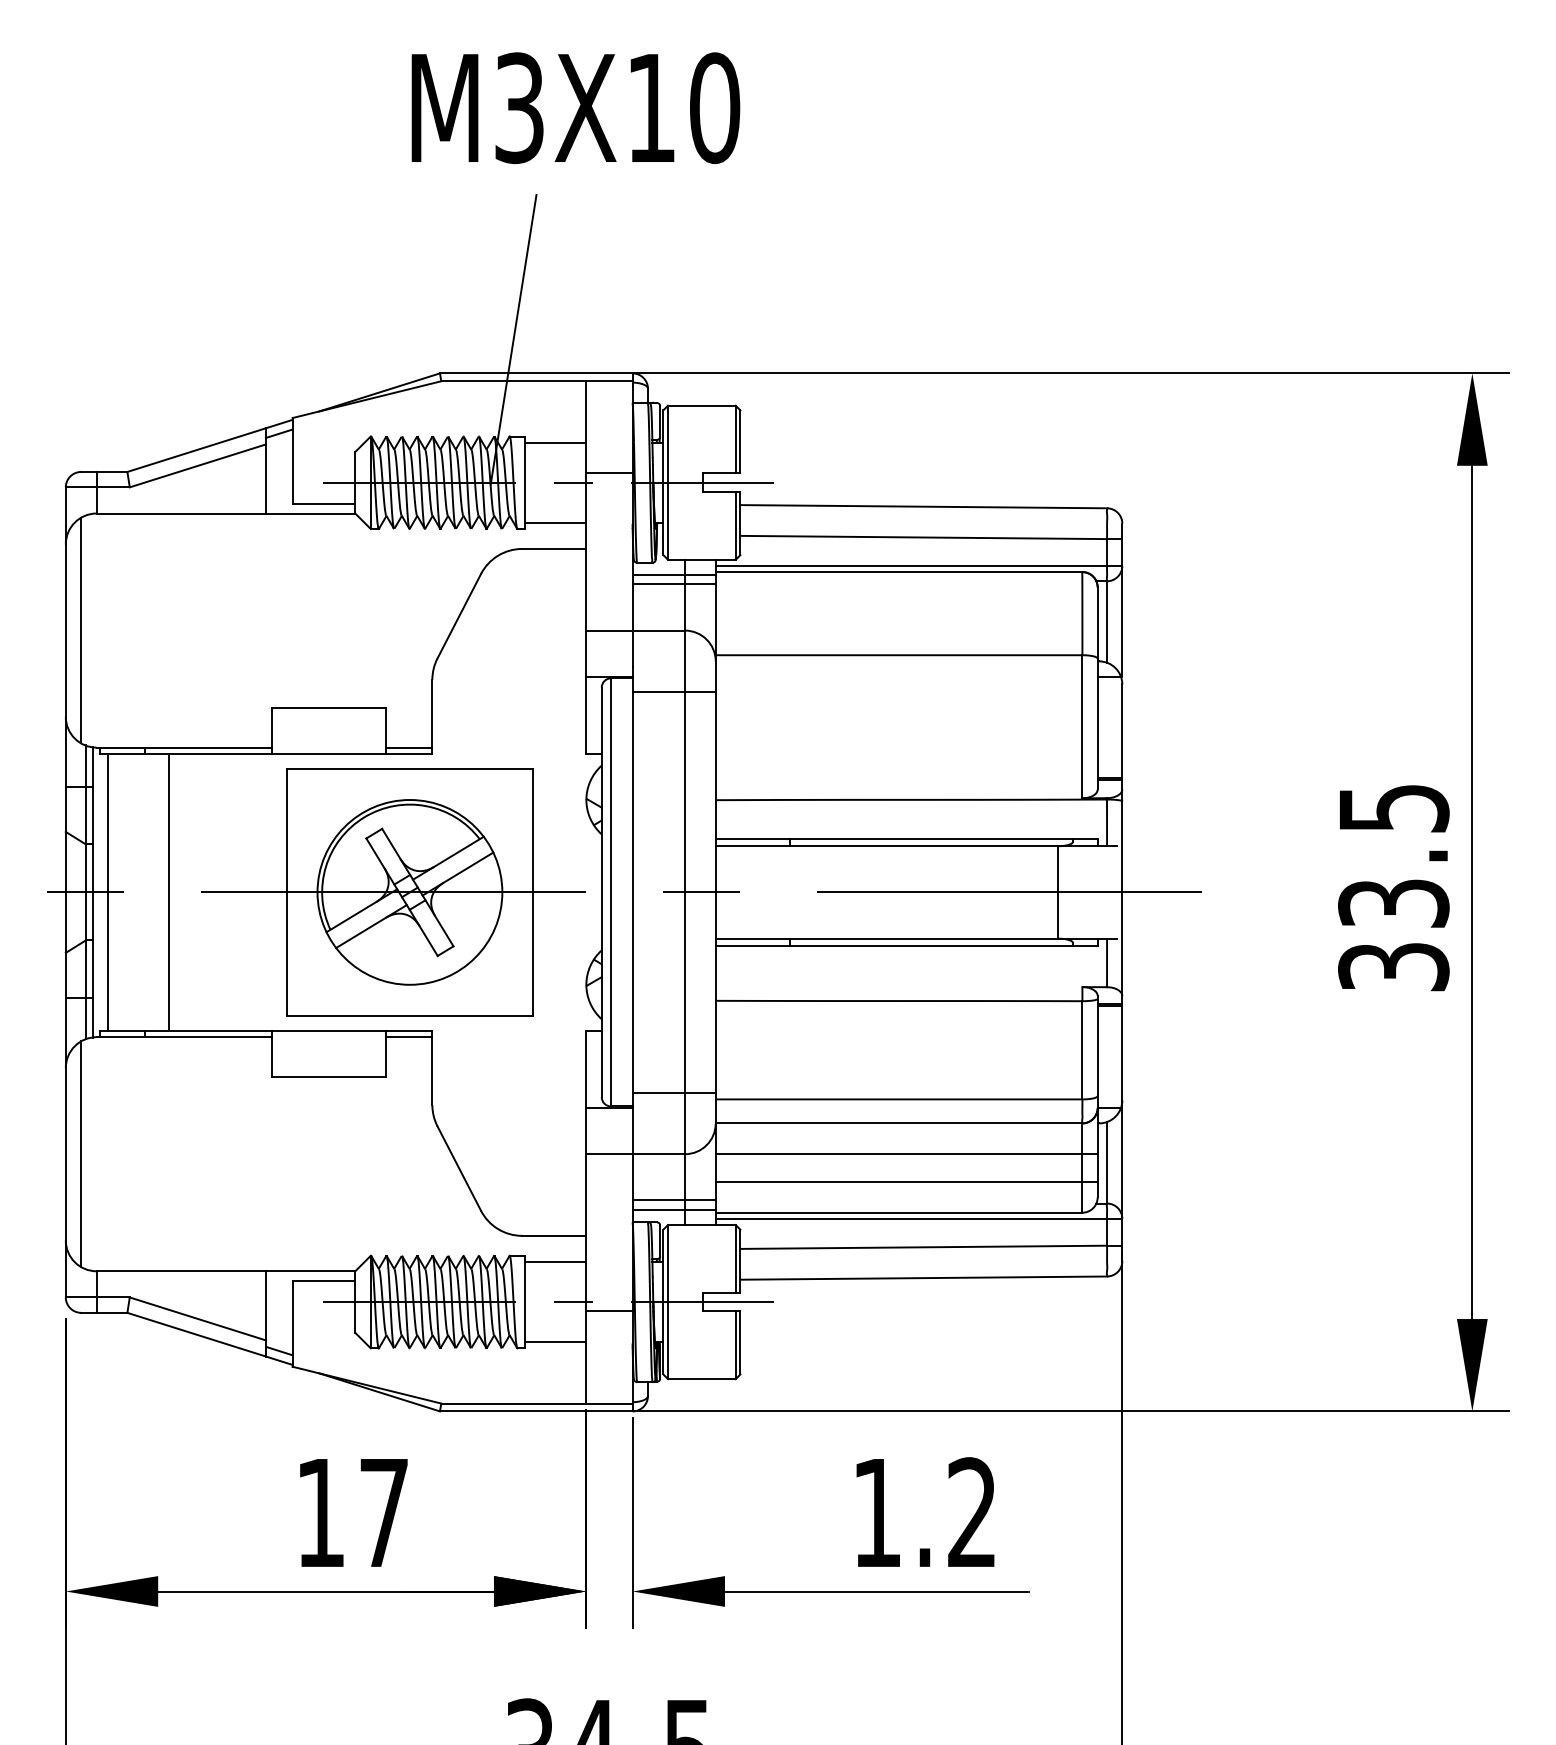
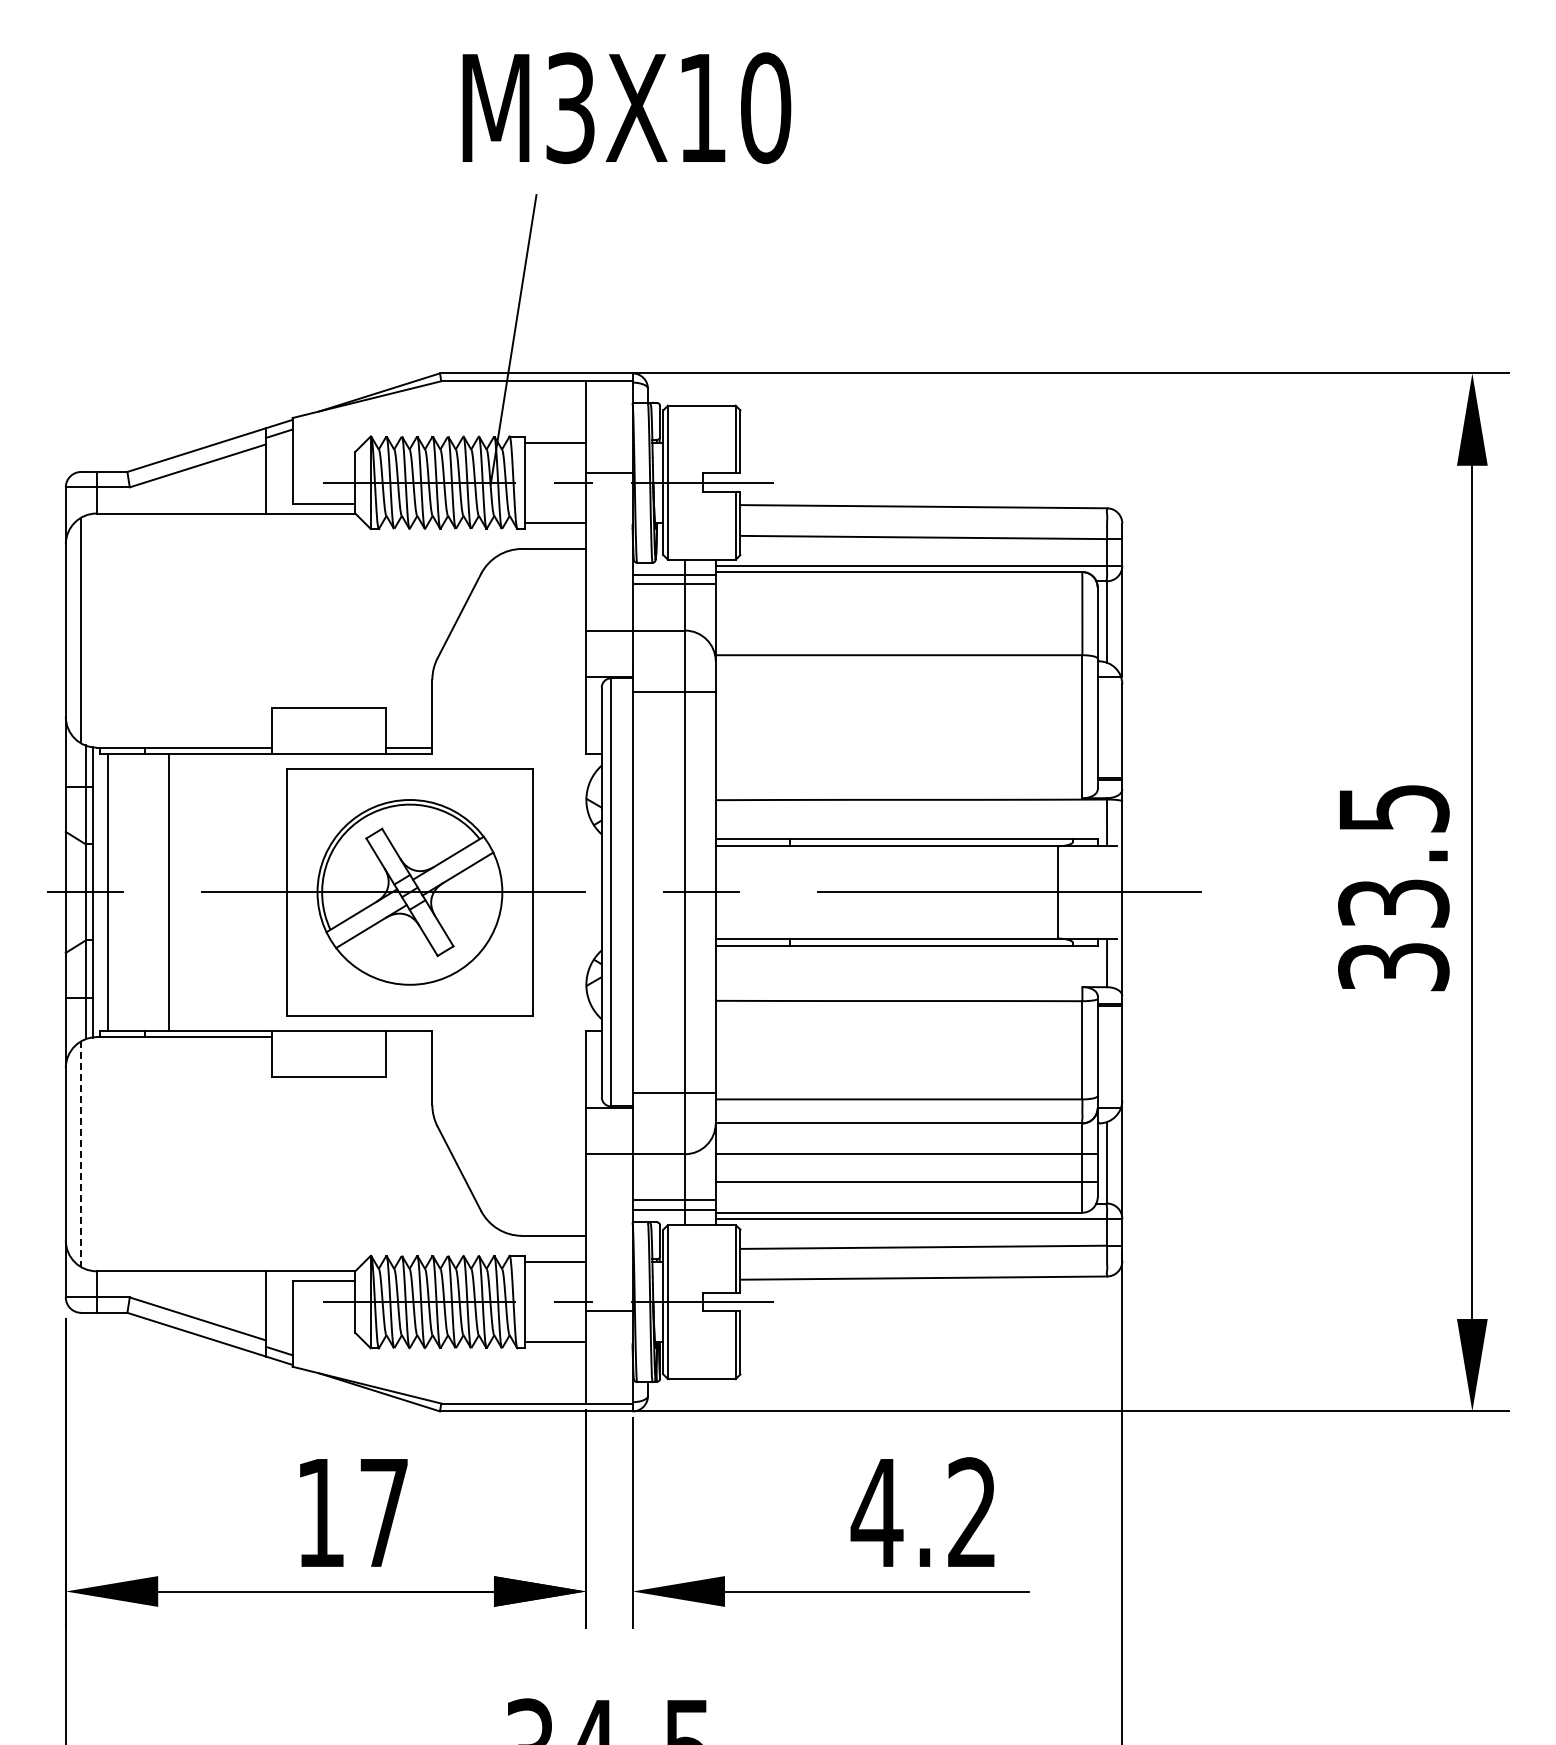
text position: (575, 108) -> (626, 108) (626, 108)
line: present -> none (409, 1037)
line: solid -> dashed (81, 1154)
text: 1.2 -> 4.2 (876, 1512)
